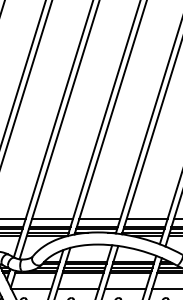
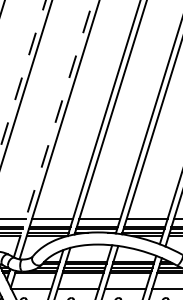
line: solid -> dashed (23, 74)
line: solid -> dashed (53, 128)
